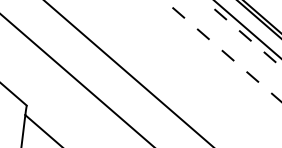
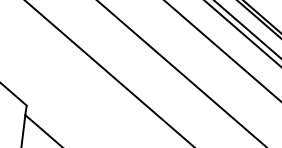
line: dashed -> solid (242, 33)
line: dashed -> solid (222, 51)
line position: (128, 73) -> (181, 73) (181, 73)
line position: (76, 79) -> (109, 73) (109, 73)
